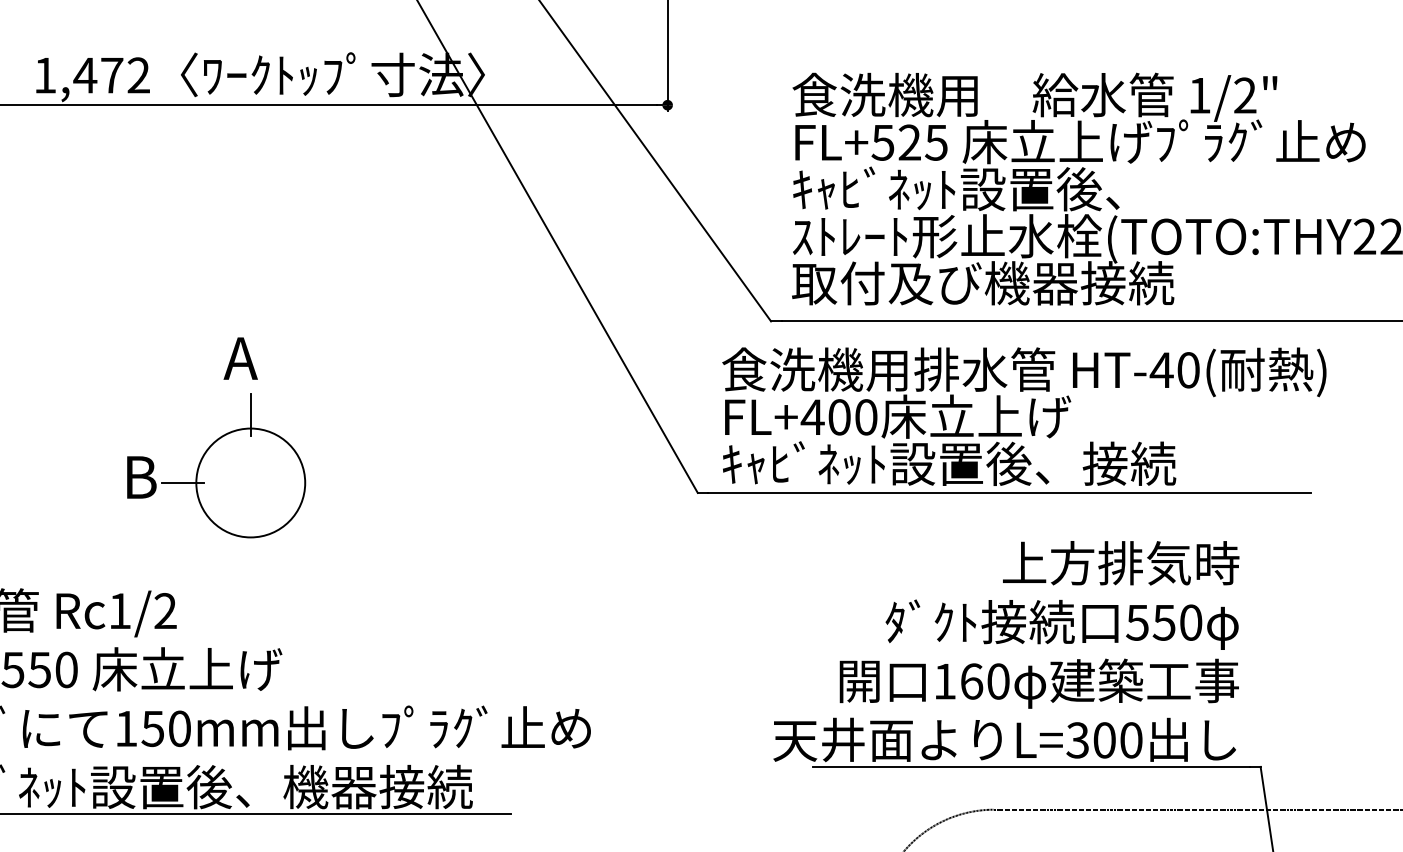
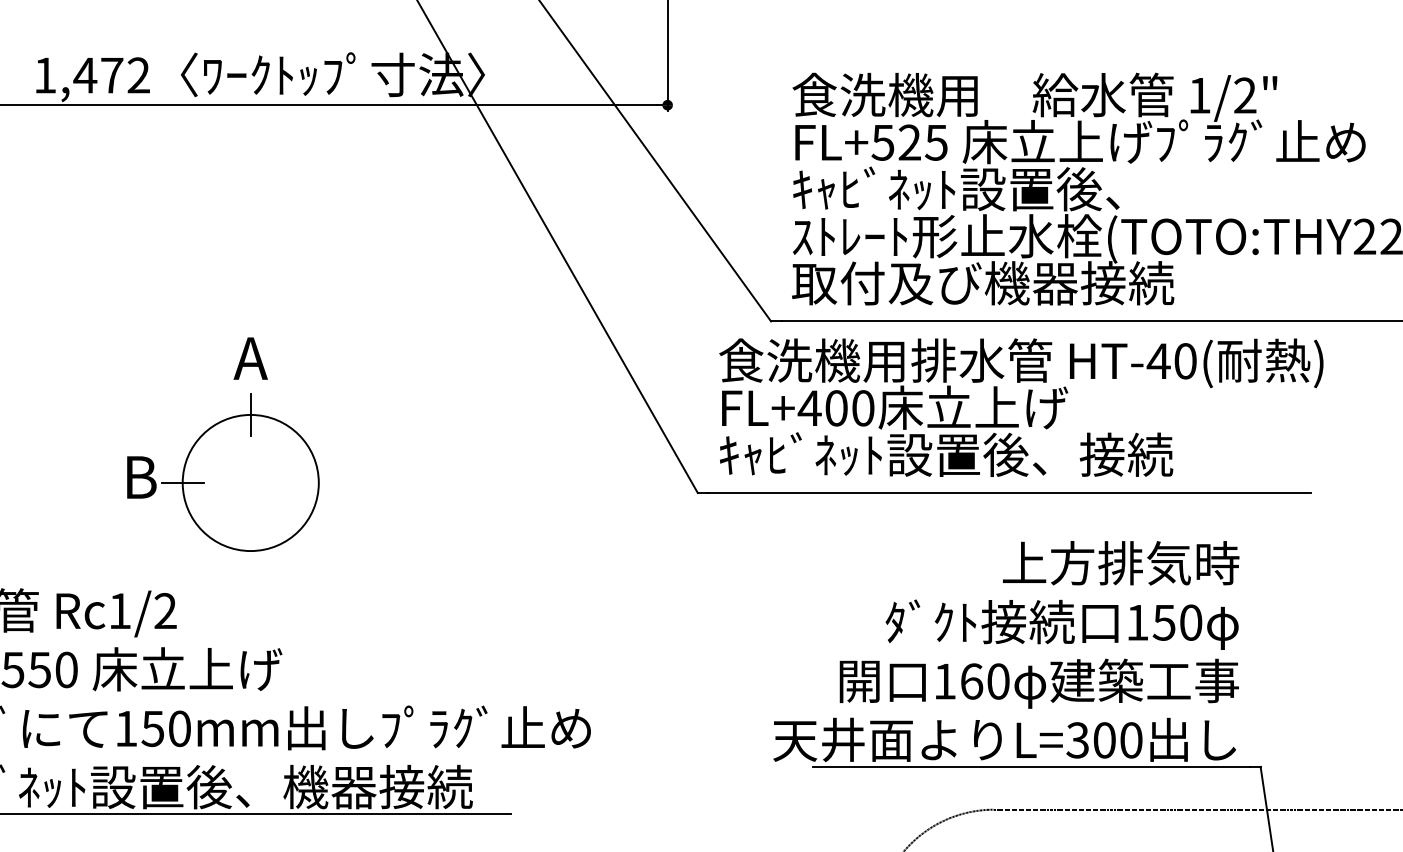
text position: (240, 358) -> (250, 358) (250, 358)
text position: (1024, 416) -> (1021, 407) (1021, 407)
circle diameter: 109 px -> 136 px (250, 482)
text: 550 -> 150 (1137, 622)
